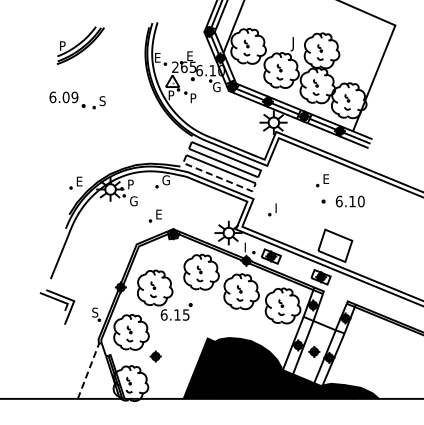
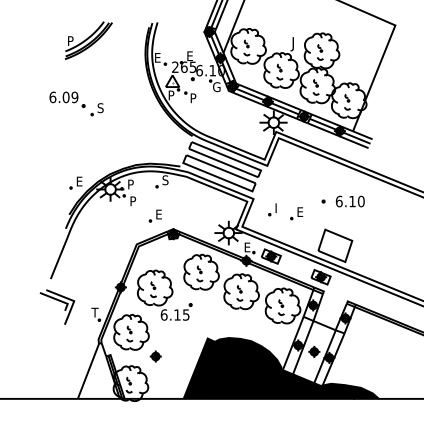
part position: (80, 45) -> (88, 40) (88, 40)
part position: (98, 102) -> (96, 109) (96, 109)
line: dashed -> solid (218, 177)
text: G -> S (165, 180)
part position: (322, 180) -> (296, 213) (296, 213)
text: G -> P (133, 201)
text: I -> E (248, 247)
text: S -> T (94, 312)
line: dashed -> solid (88, 371)
